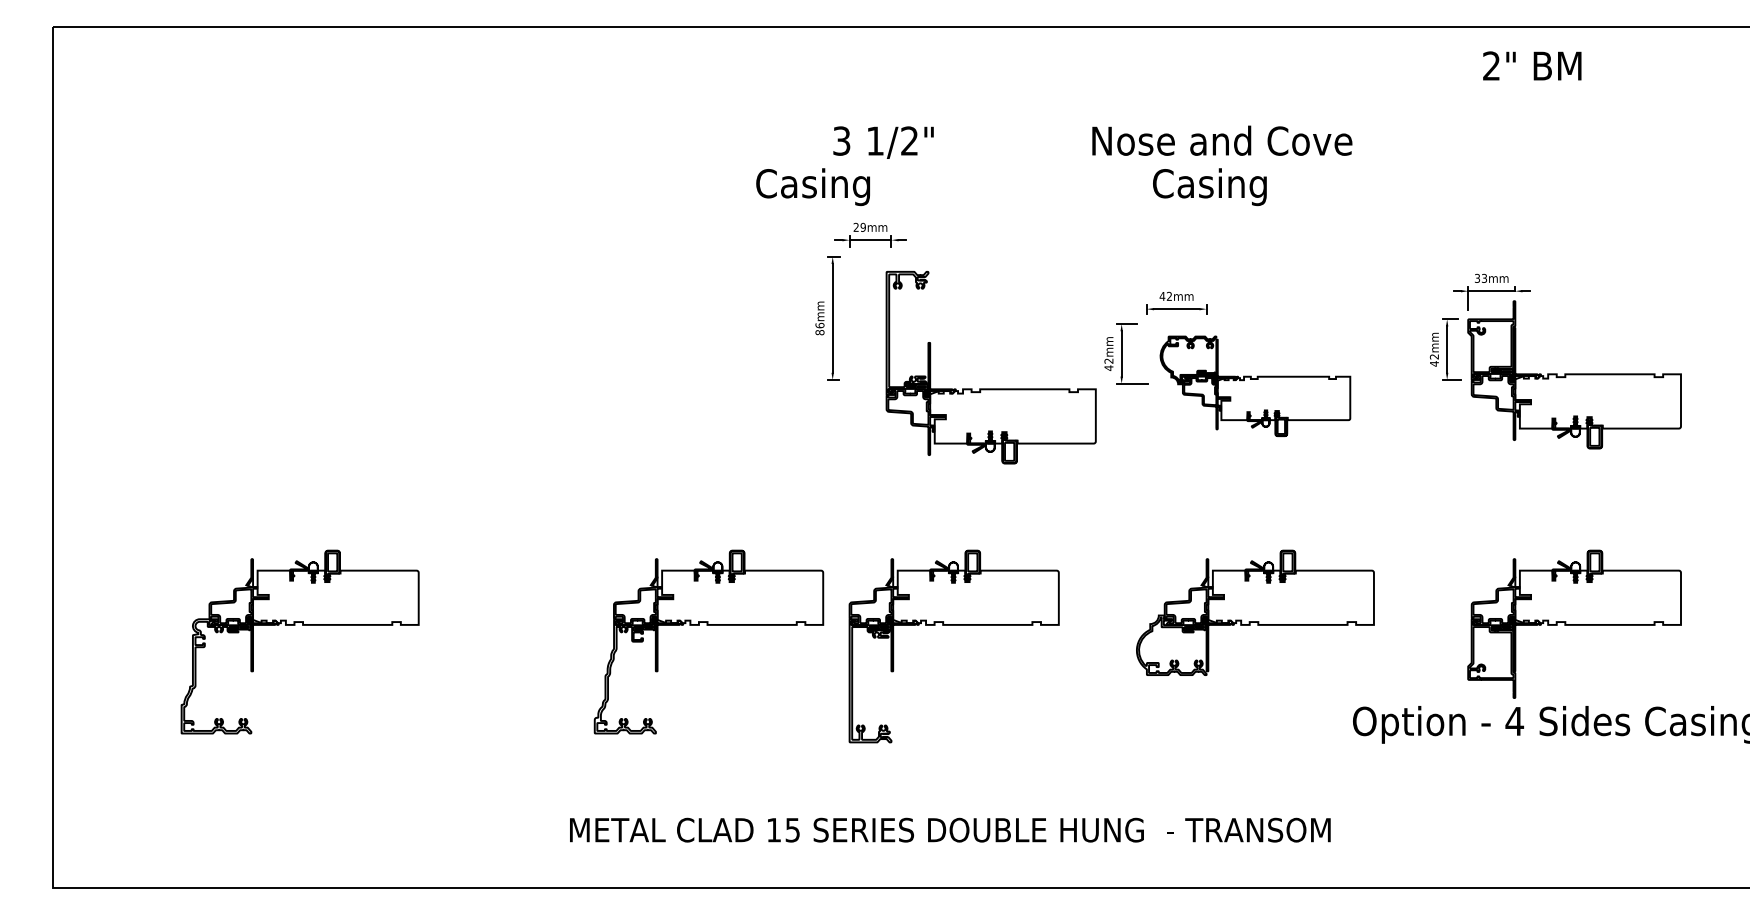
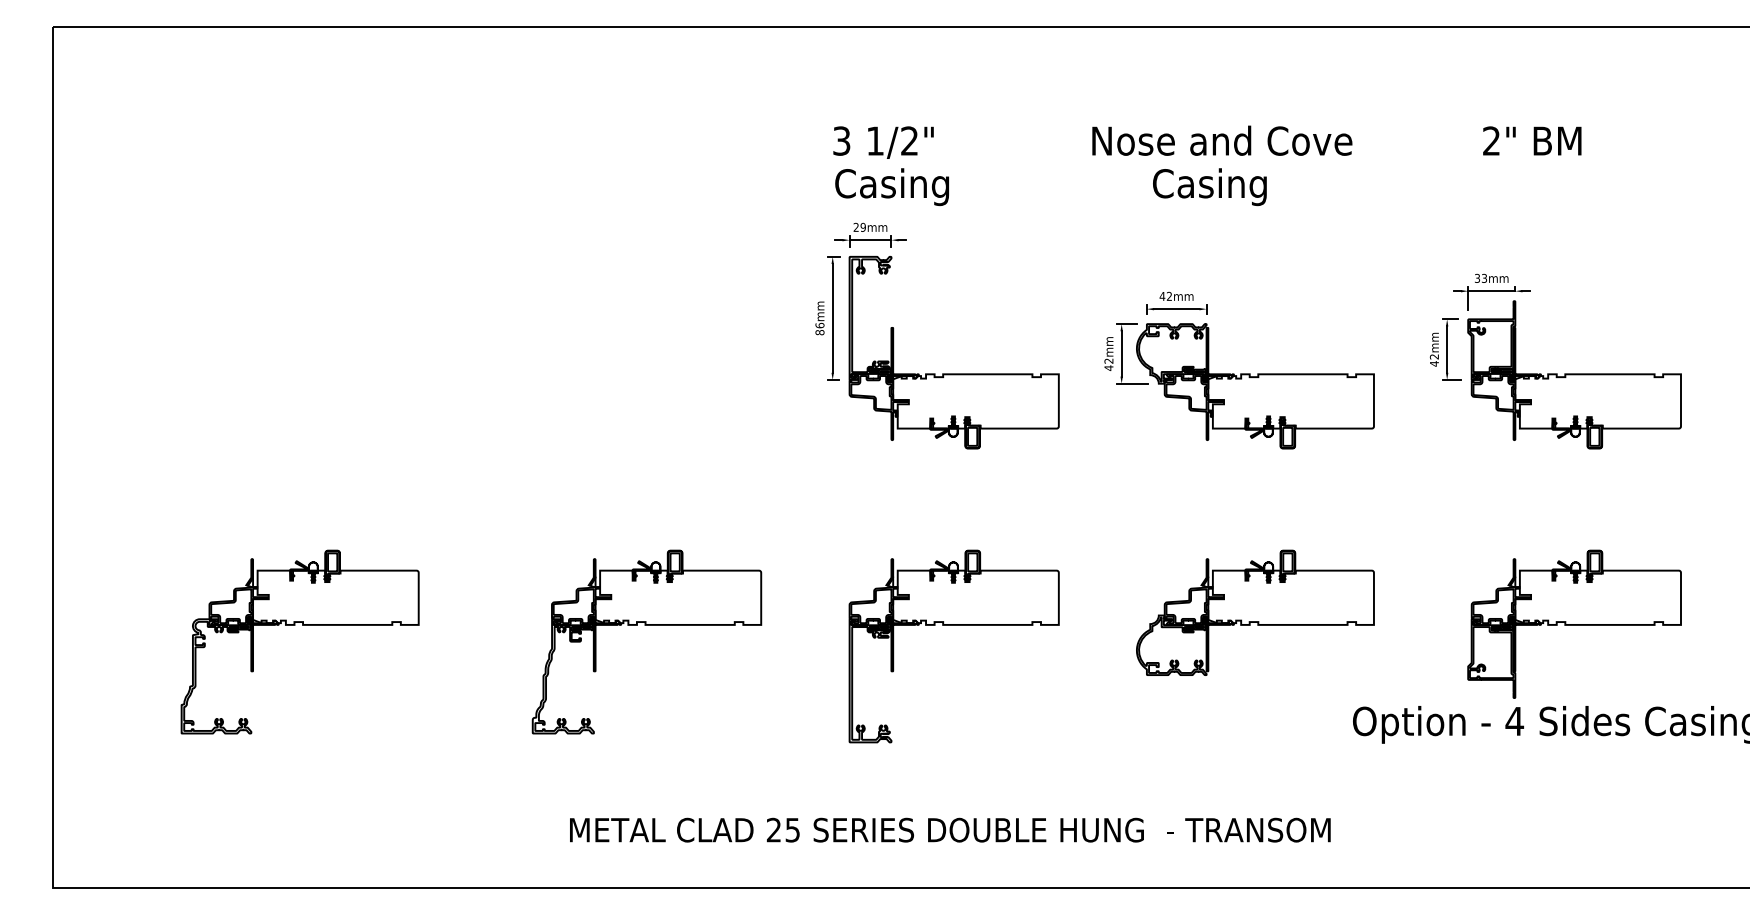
text position: (1532, 65) -> (1532, 140) (1532, 140)
text position: (812, 186) -> (891, 186) (891, 186)
part size: 193x102 px -> 239x127 px (1255, 386)
part position: (990, 388) -> (953, 373) (953, 373)
part position: (708, 625) -> (646, 625) (646, 625)
text: 15 -> 25 (773, 829)
